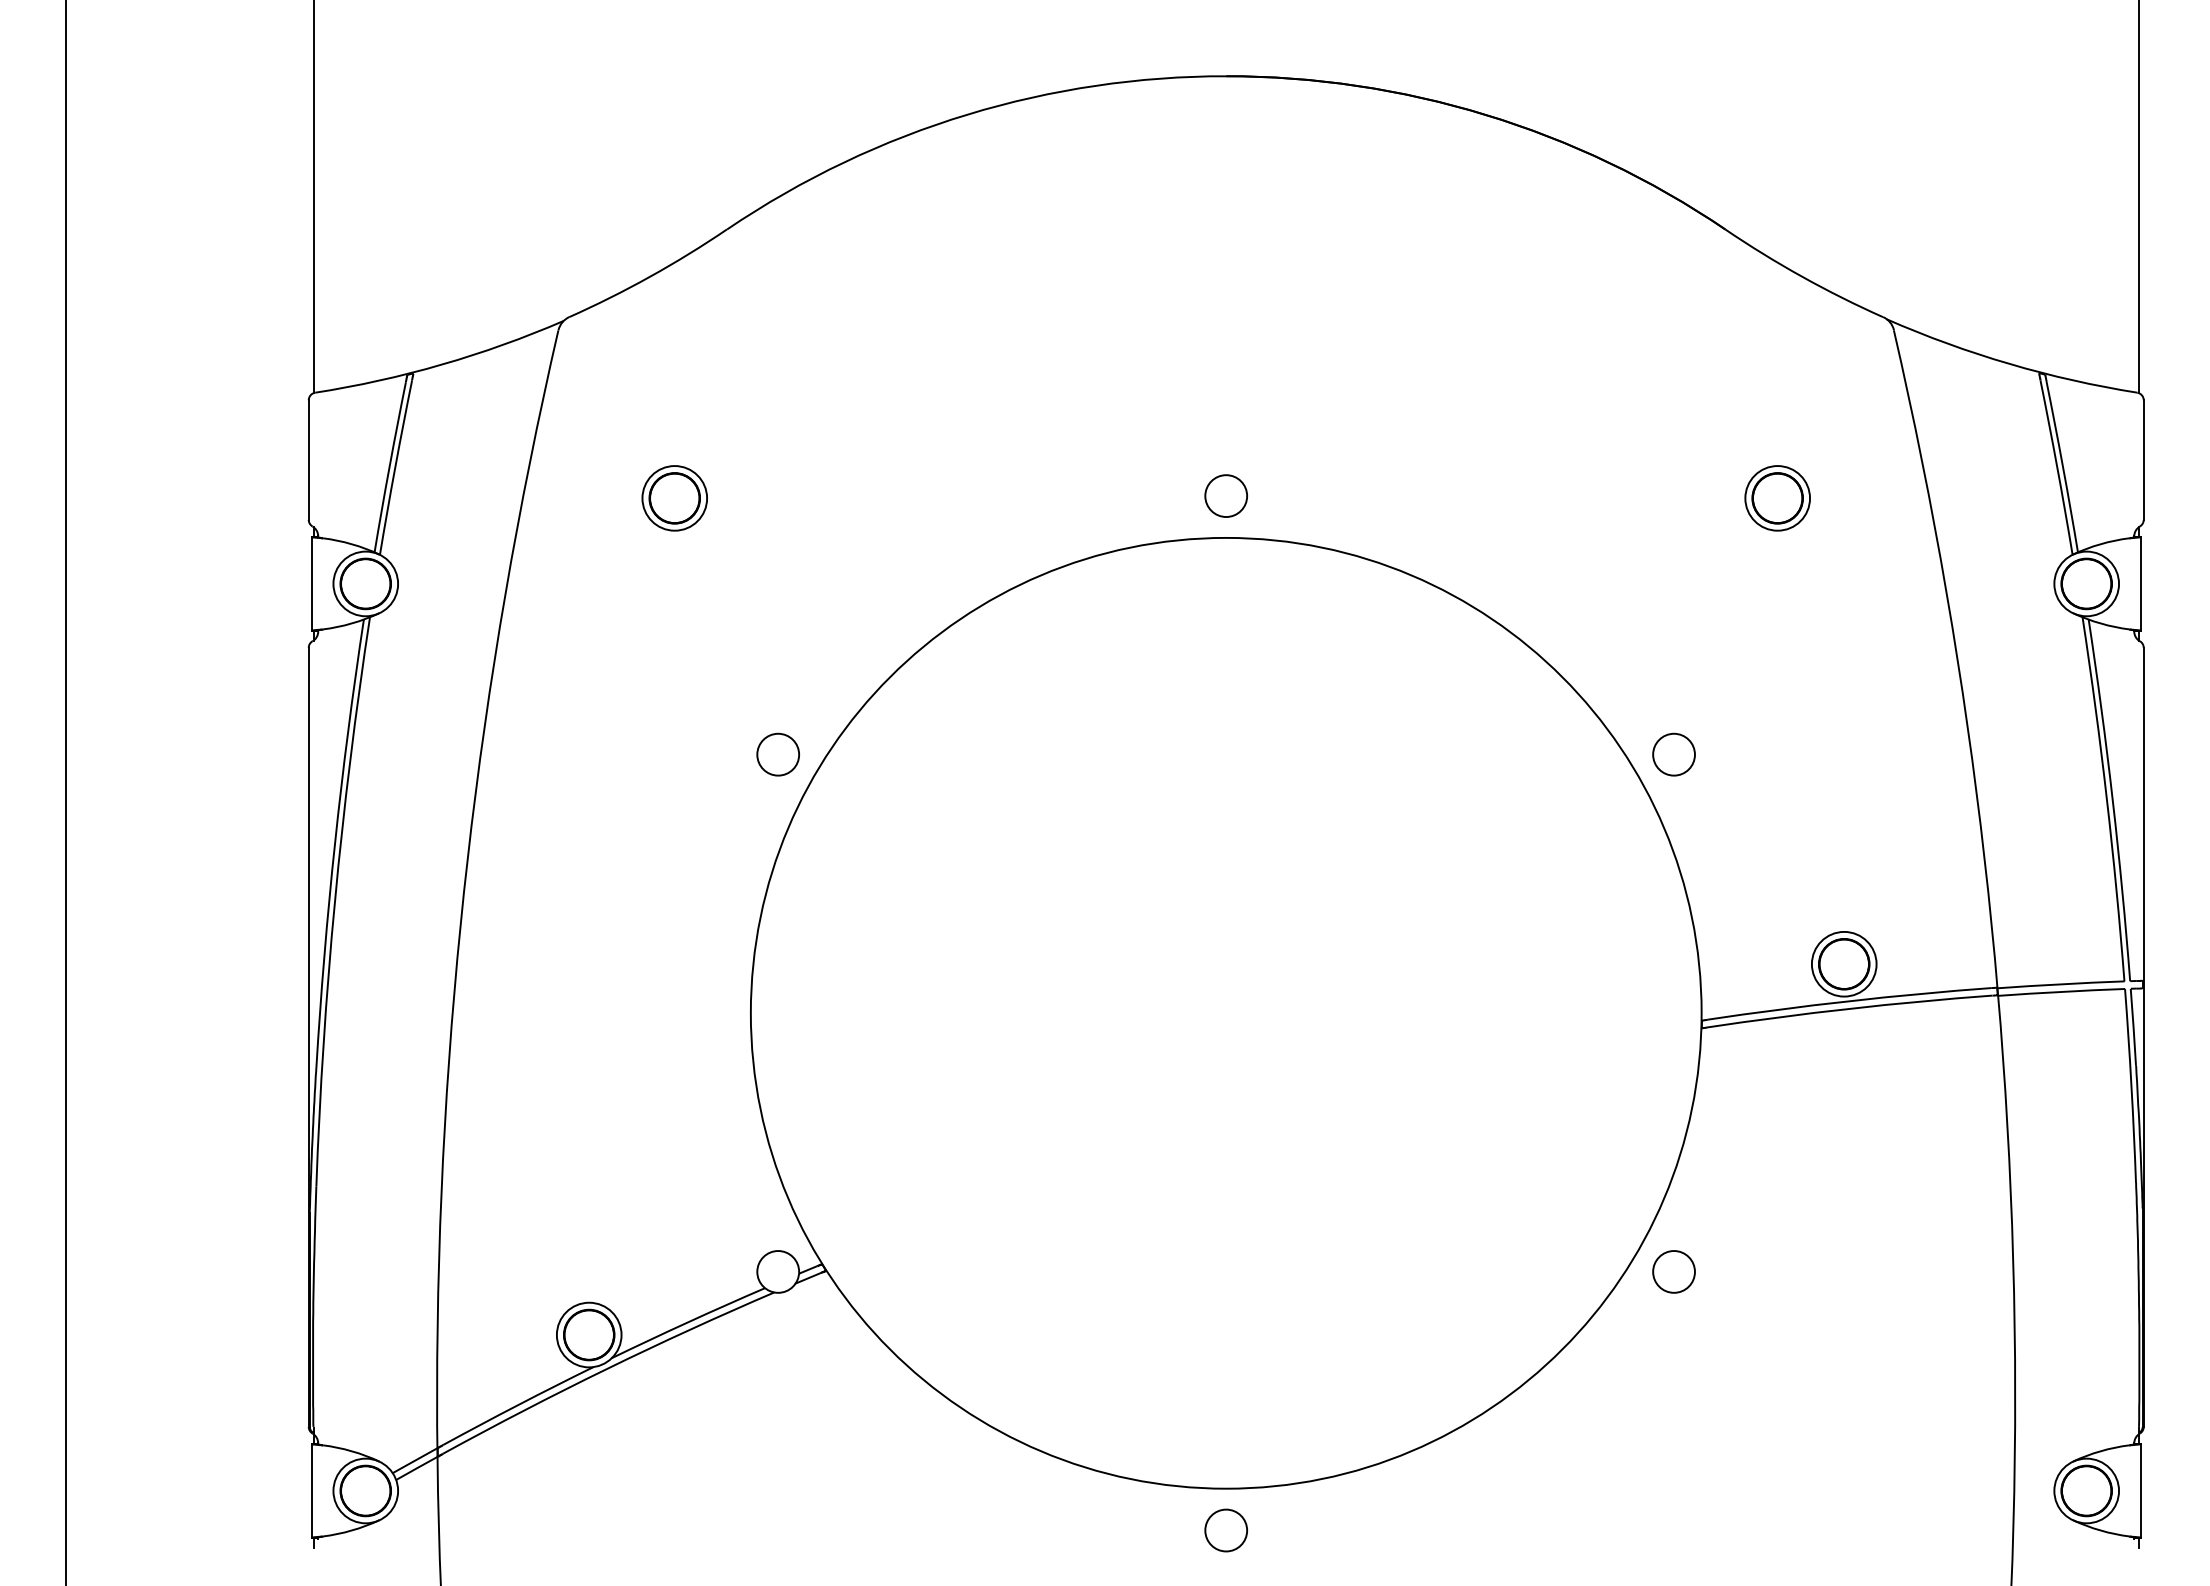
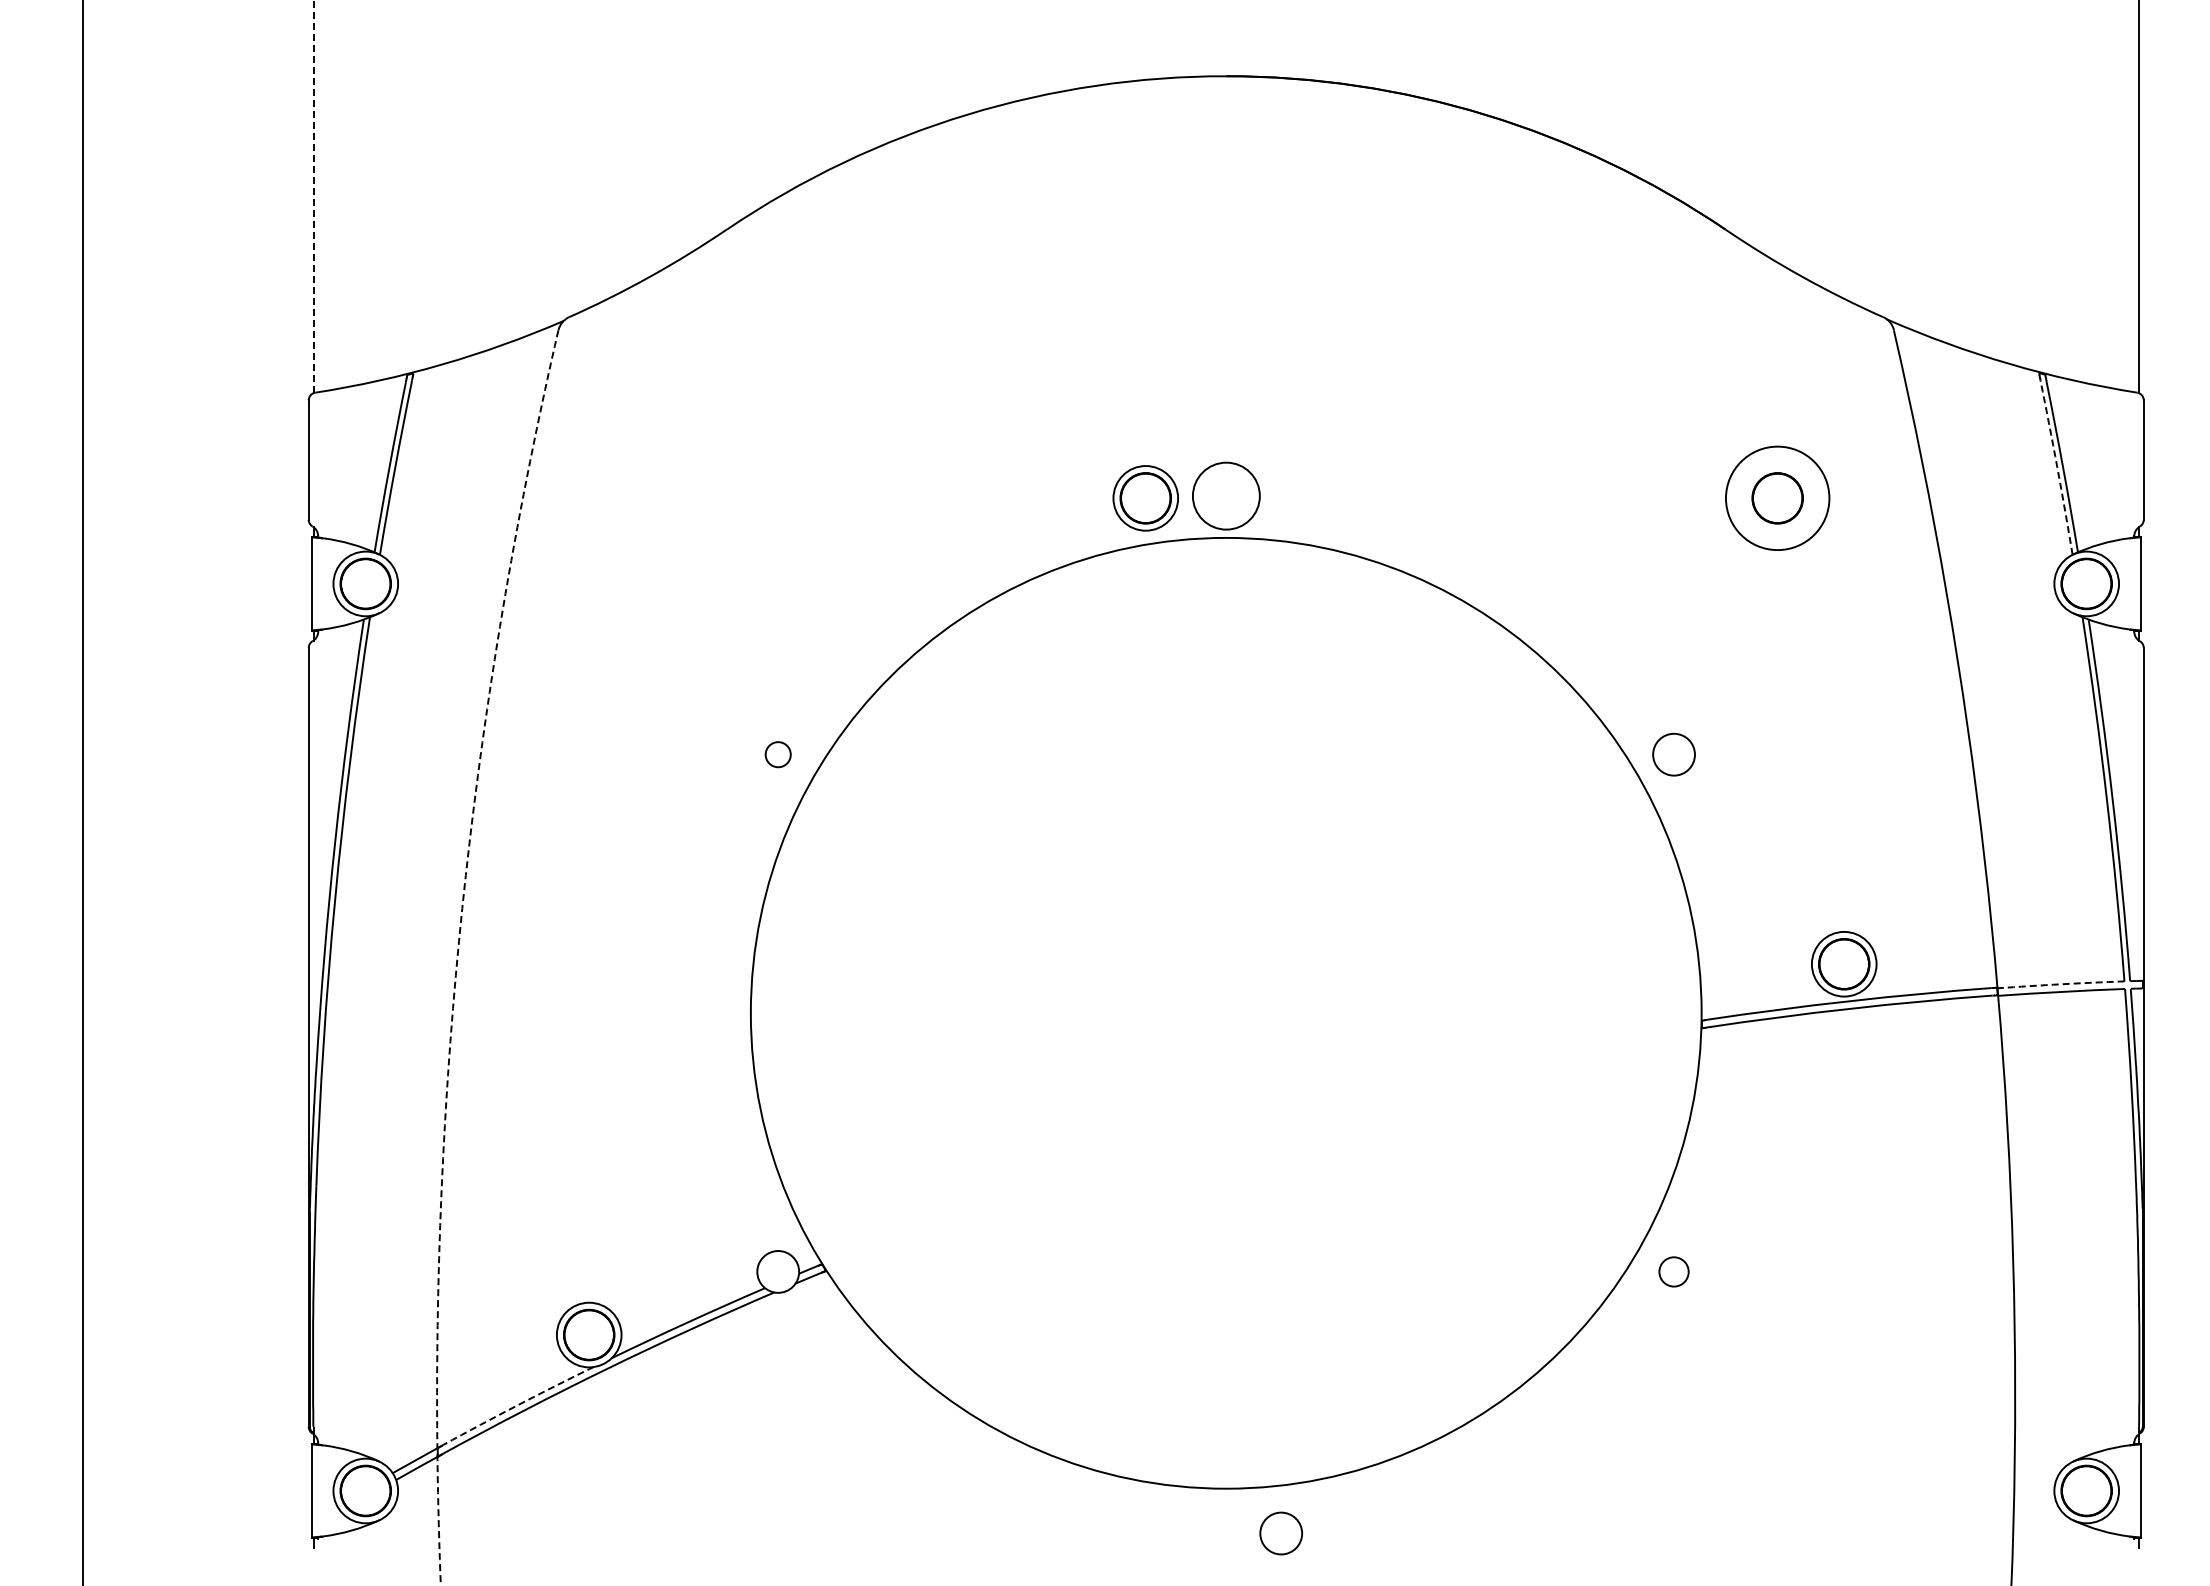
line: solid -> dashed (313, 196)
arc: solid -> dashed (2057, 467)
circle size: 44x44 px -> 69x70 px (1226, 495)
part position: (674, 498) -> (1145, 498) (1145, 498)
circle diameter: 65 px -> 103 px (1777, 498)
circle diameter: 42 px -> 25 px (777, 754)
line position: (66, 792) -> (83, 792) (83, 792)
arc: solid -> dashed (458, 953)
arc: solid -> dashed (2061, 984)
circle size: 44x44 px -> 32x32 px (1673, 1271)
arc: solid -> dashed (517, 1405)
circle position: (1225, 1530) -> (1280, 1533) (1280, 1533)
